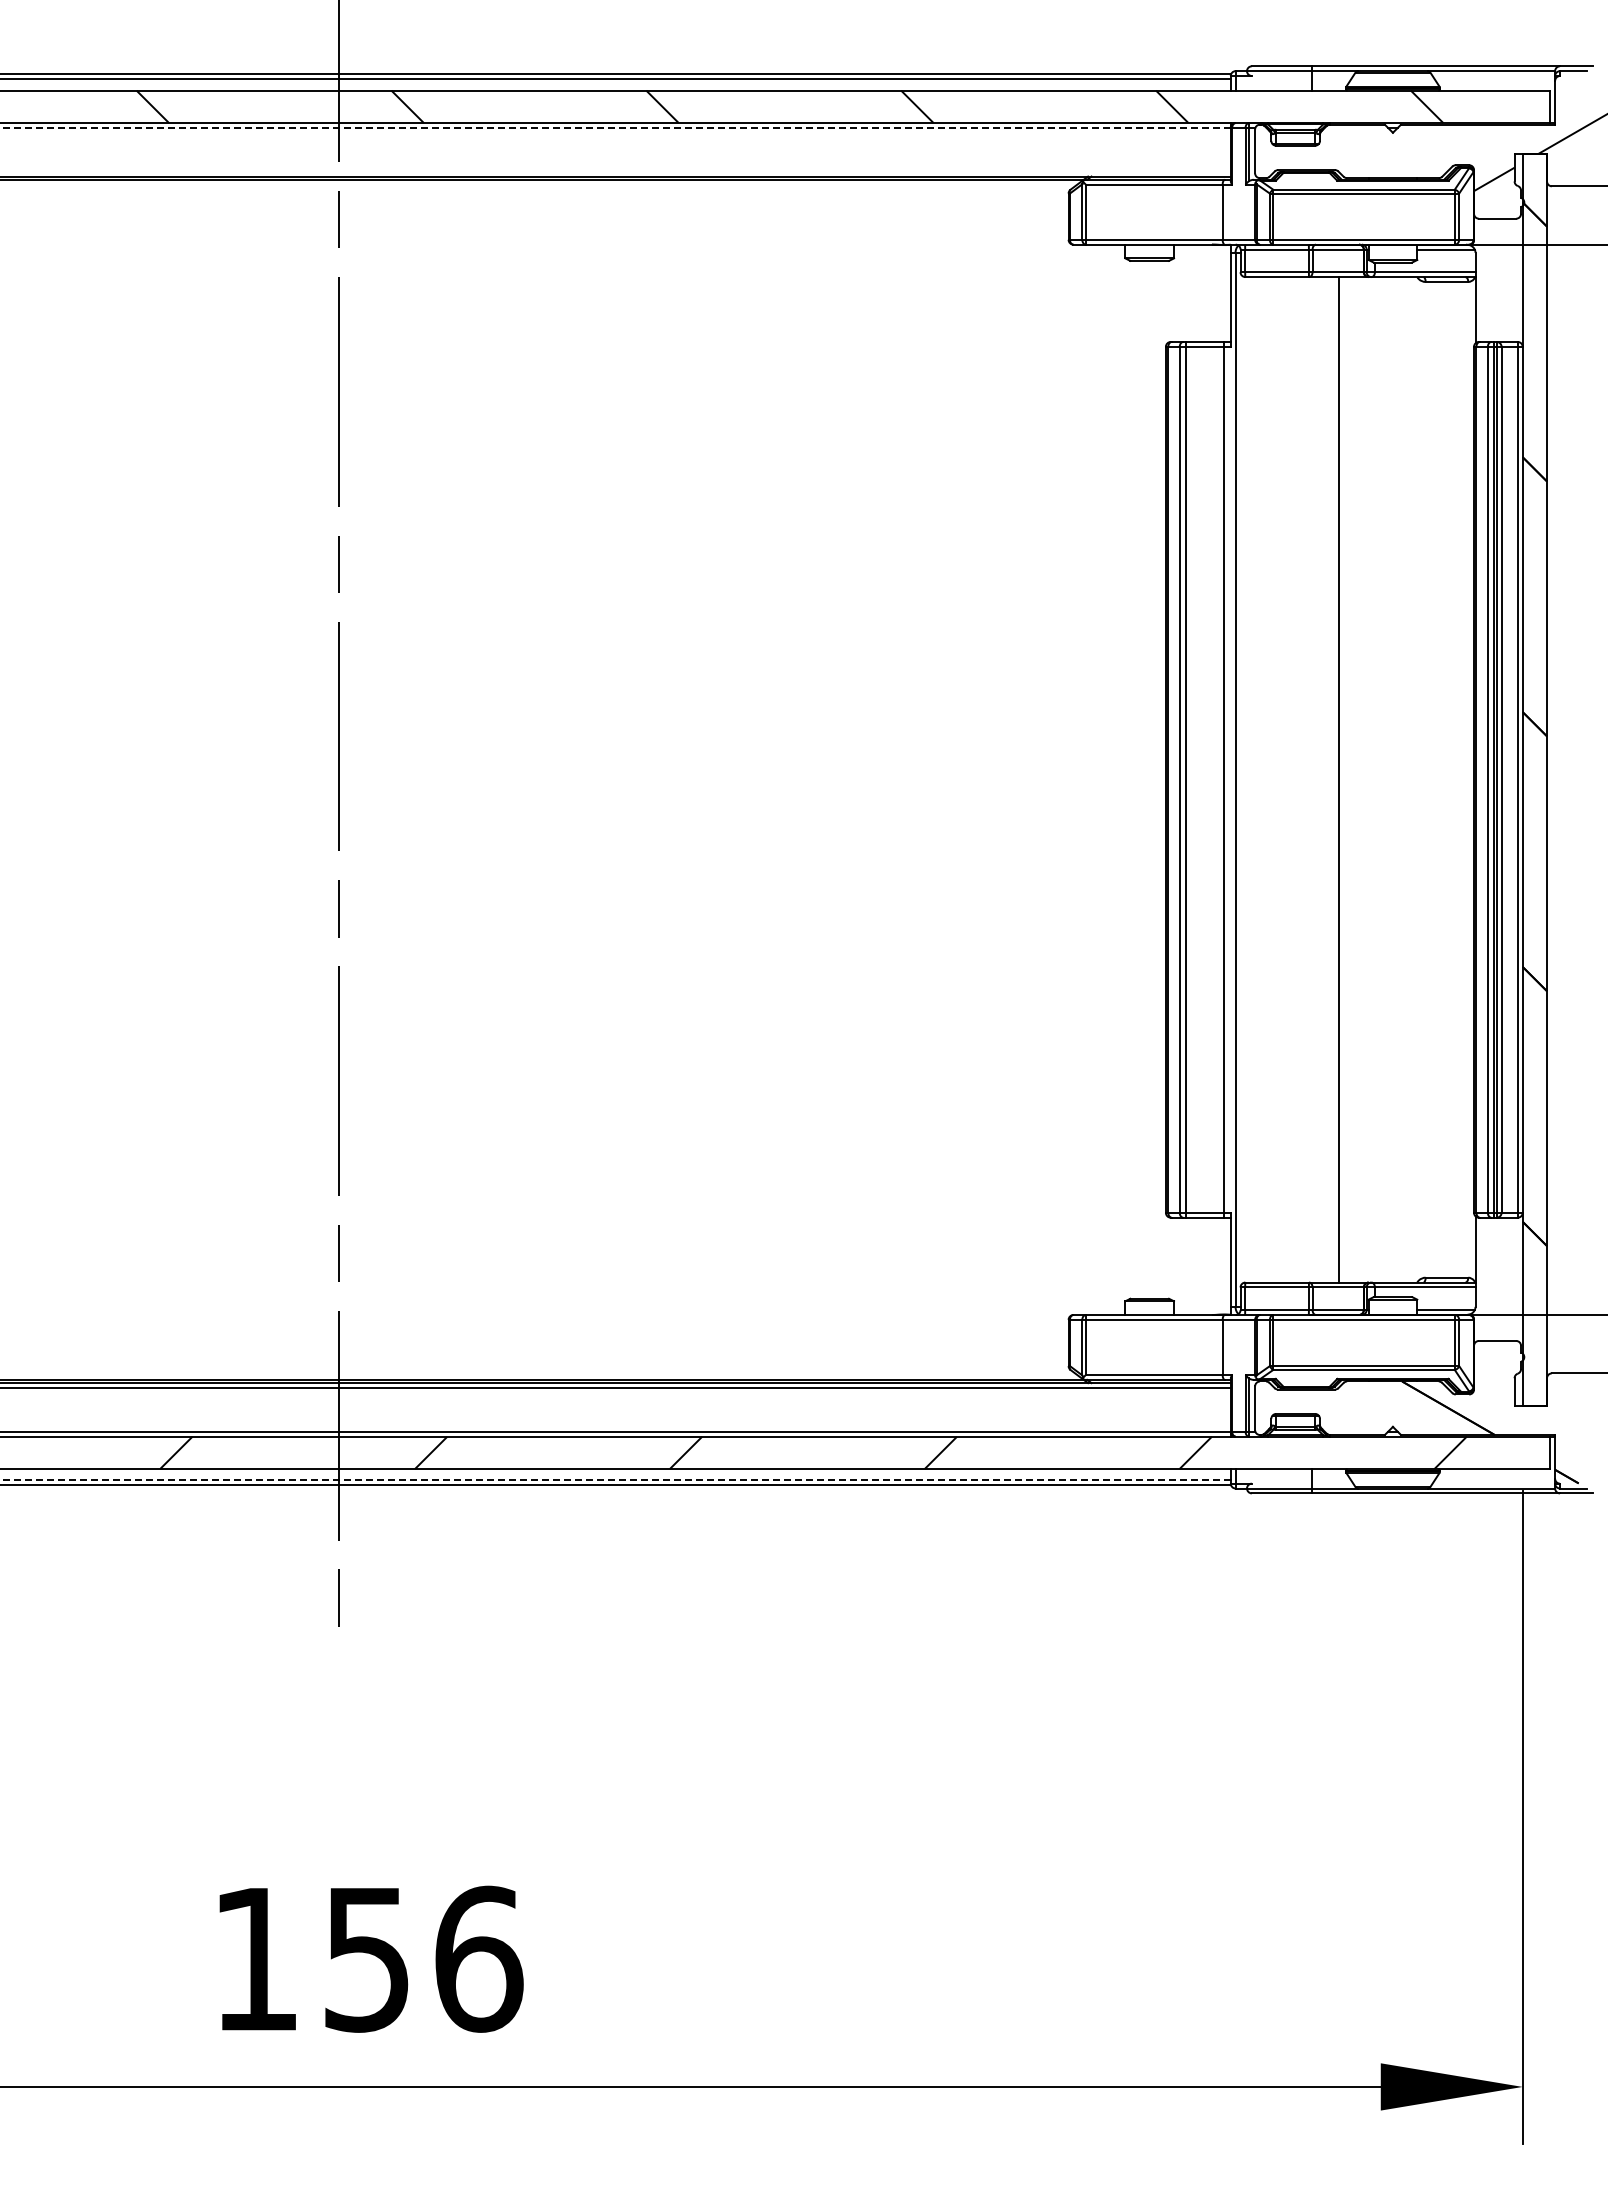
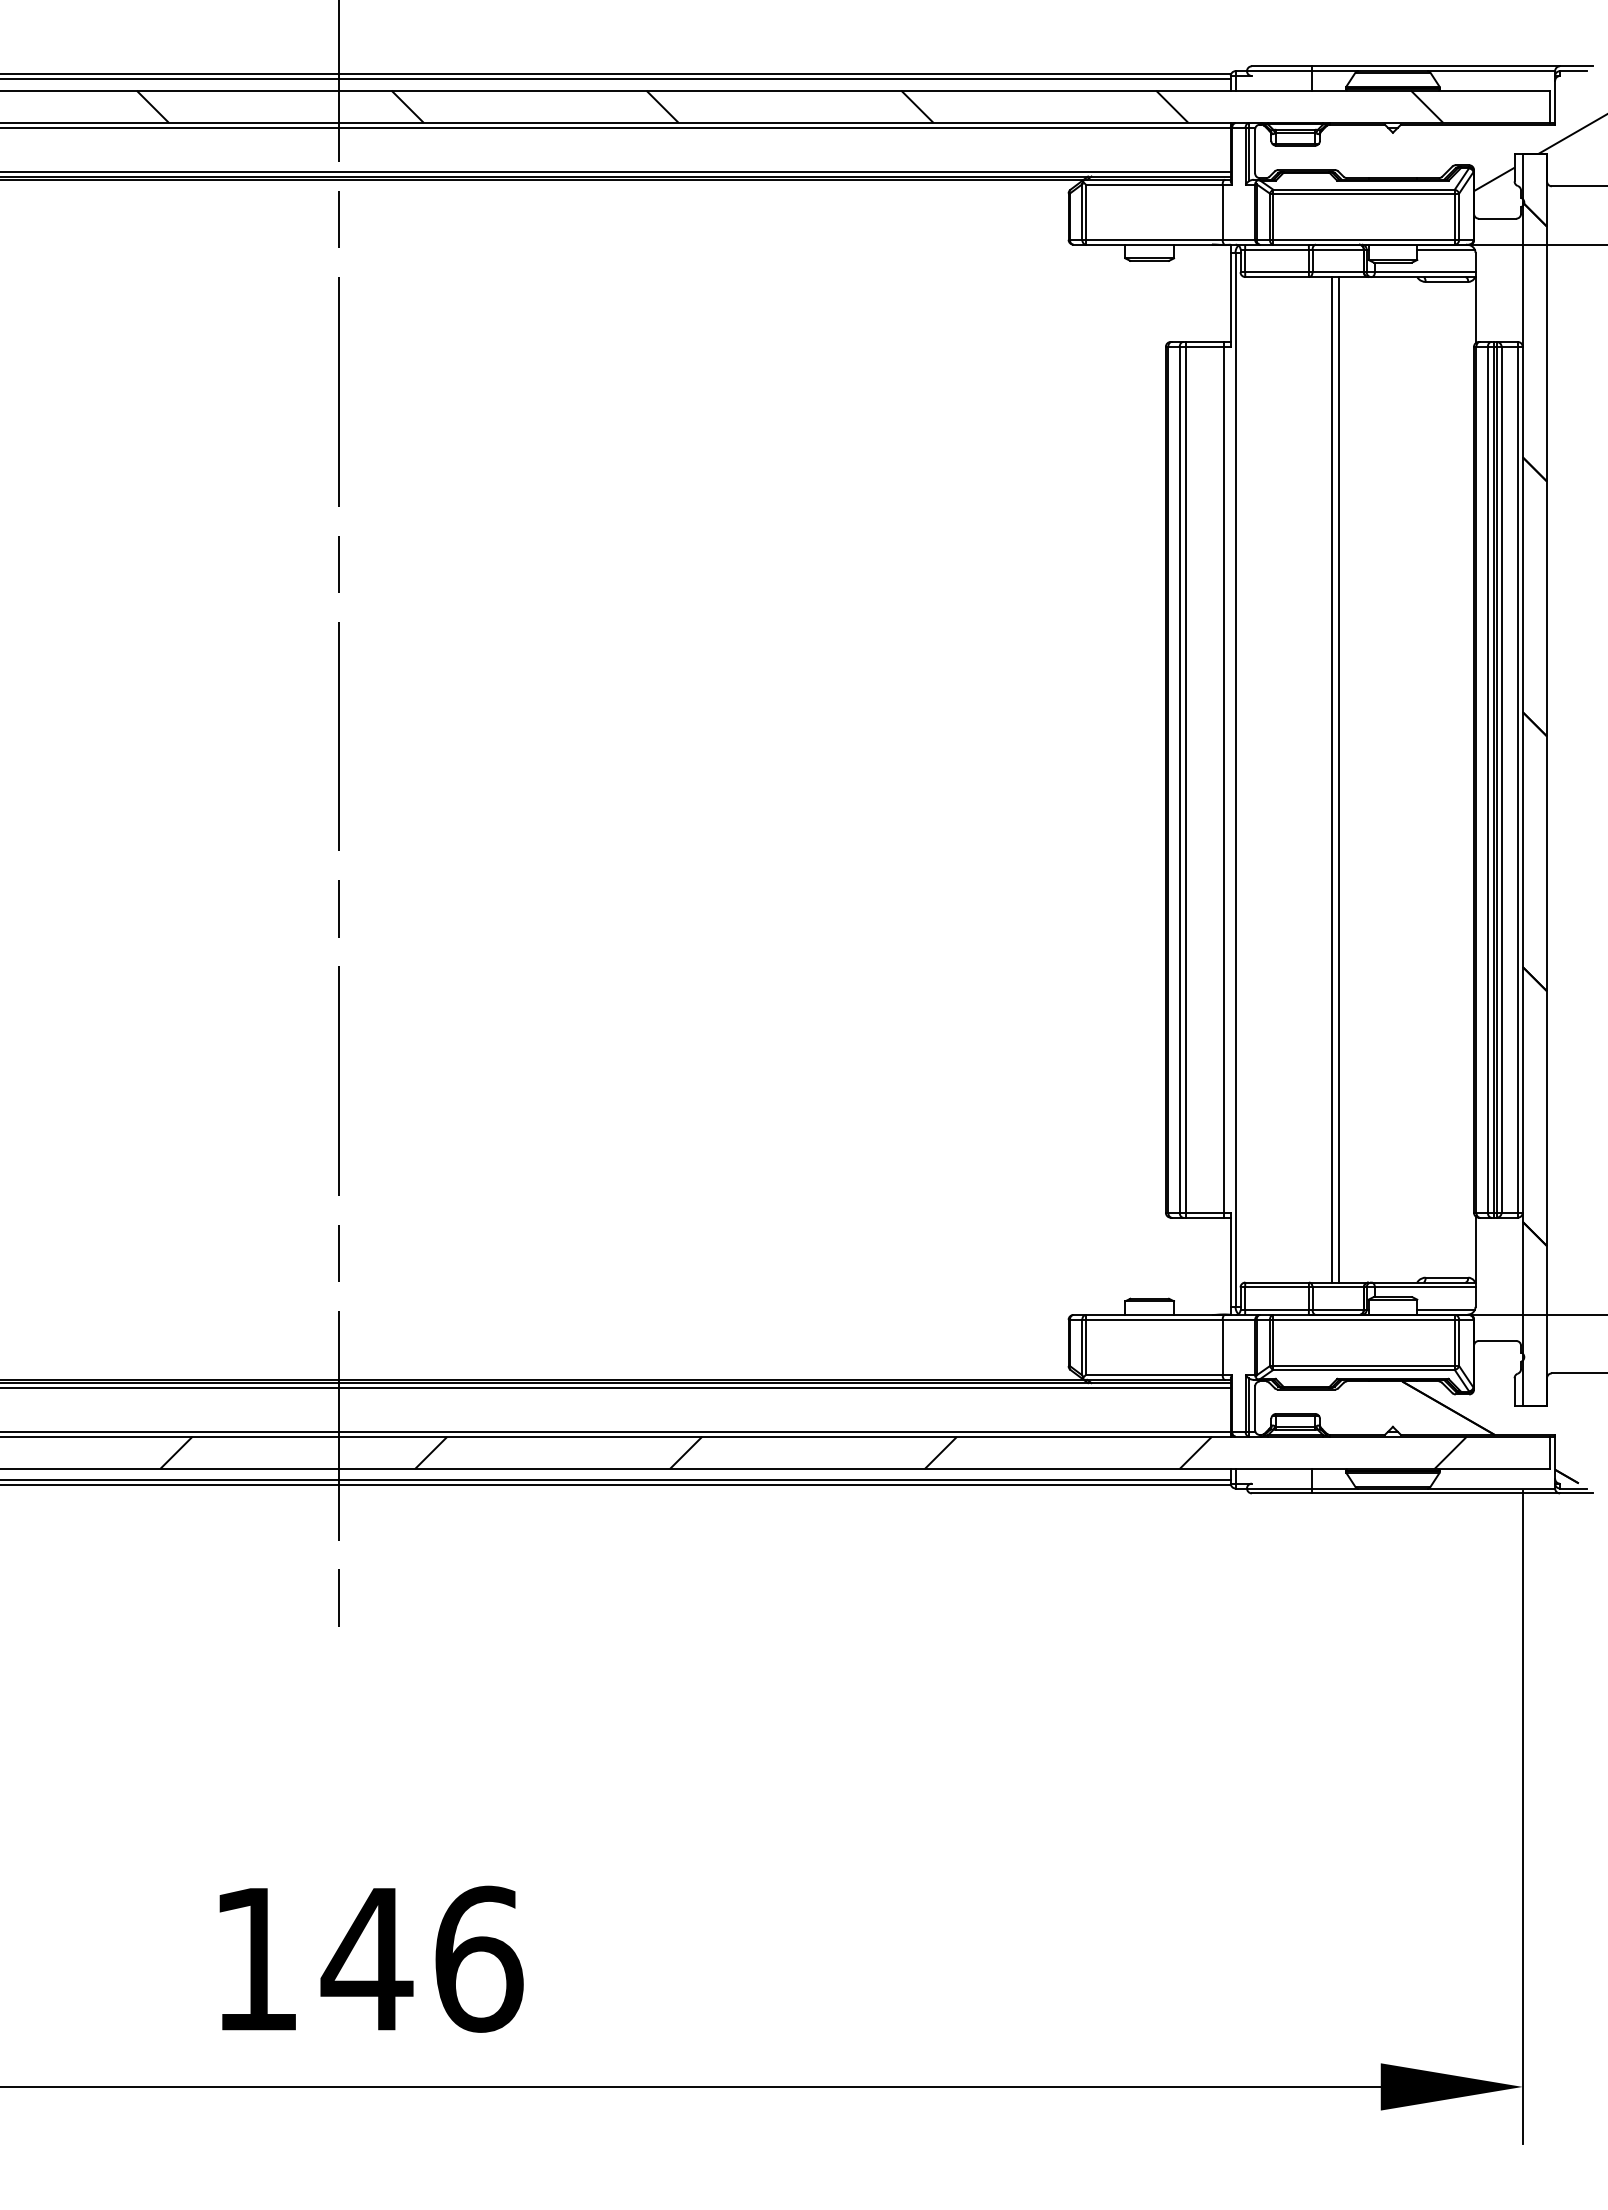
line: dashed -> solid (615, 127)
line: none -> present (616, 171)
line: none -> present (1332, 779)
line: dashed -> solid (615, 1480)
text: 156 -> 146 (366, 1960)
